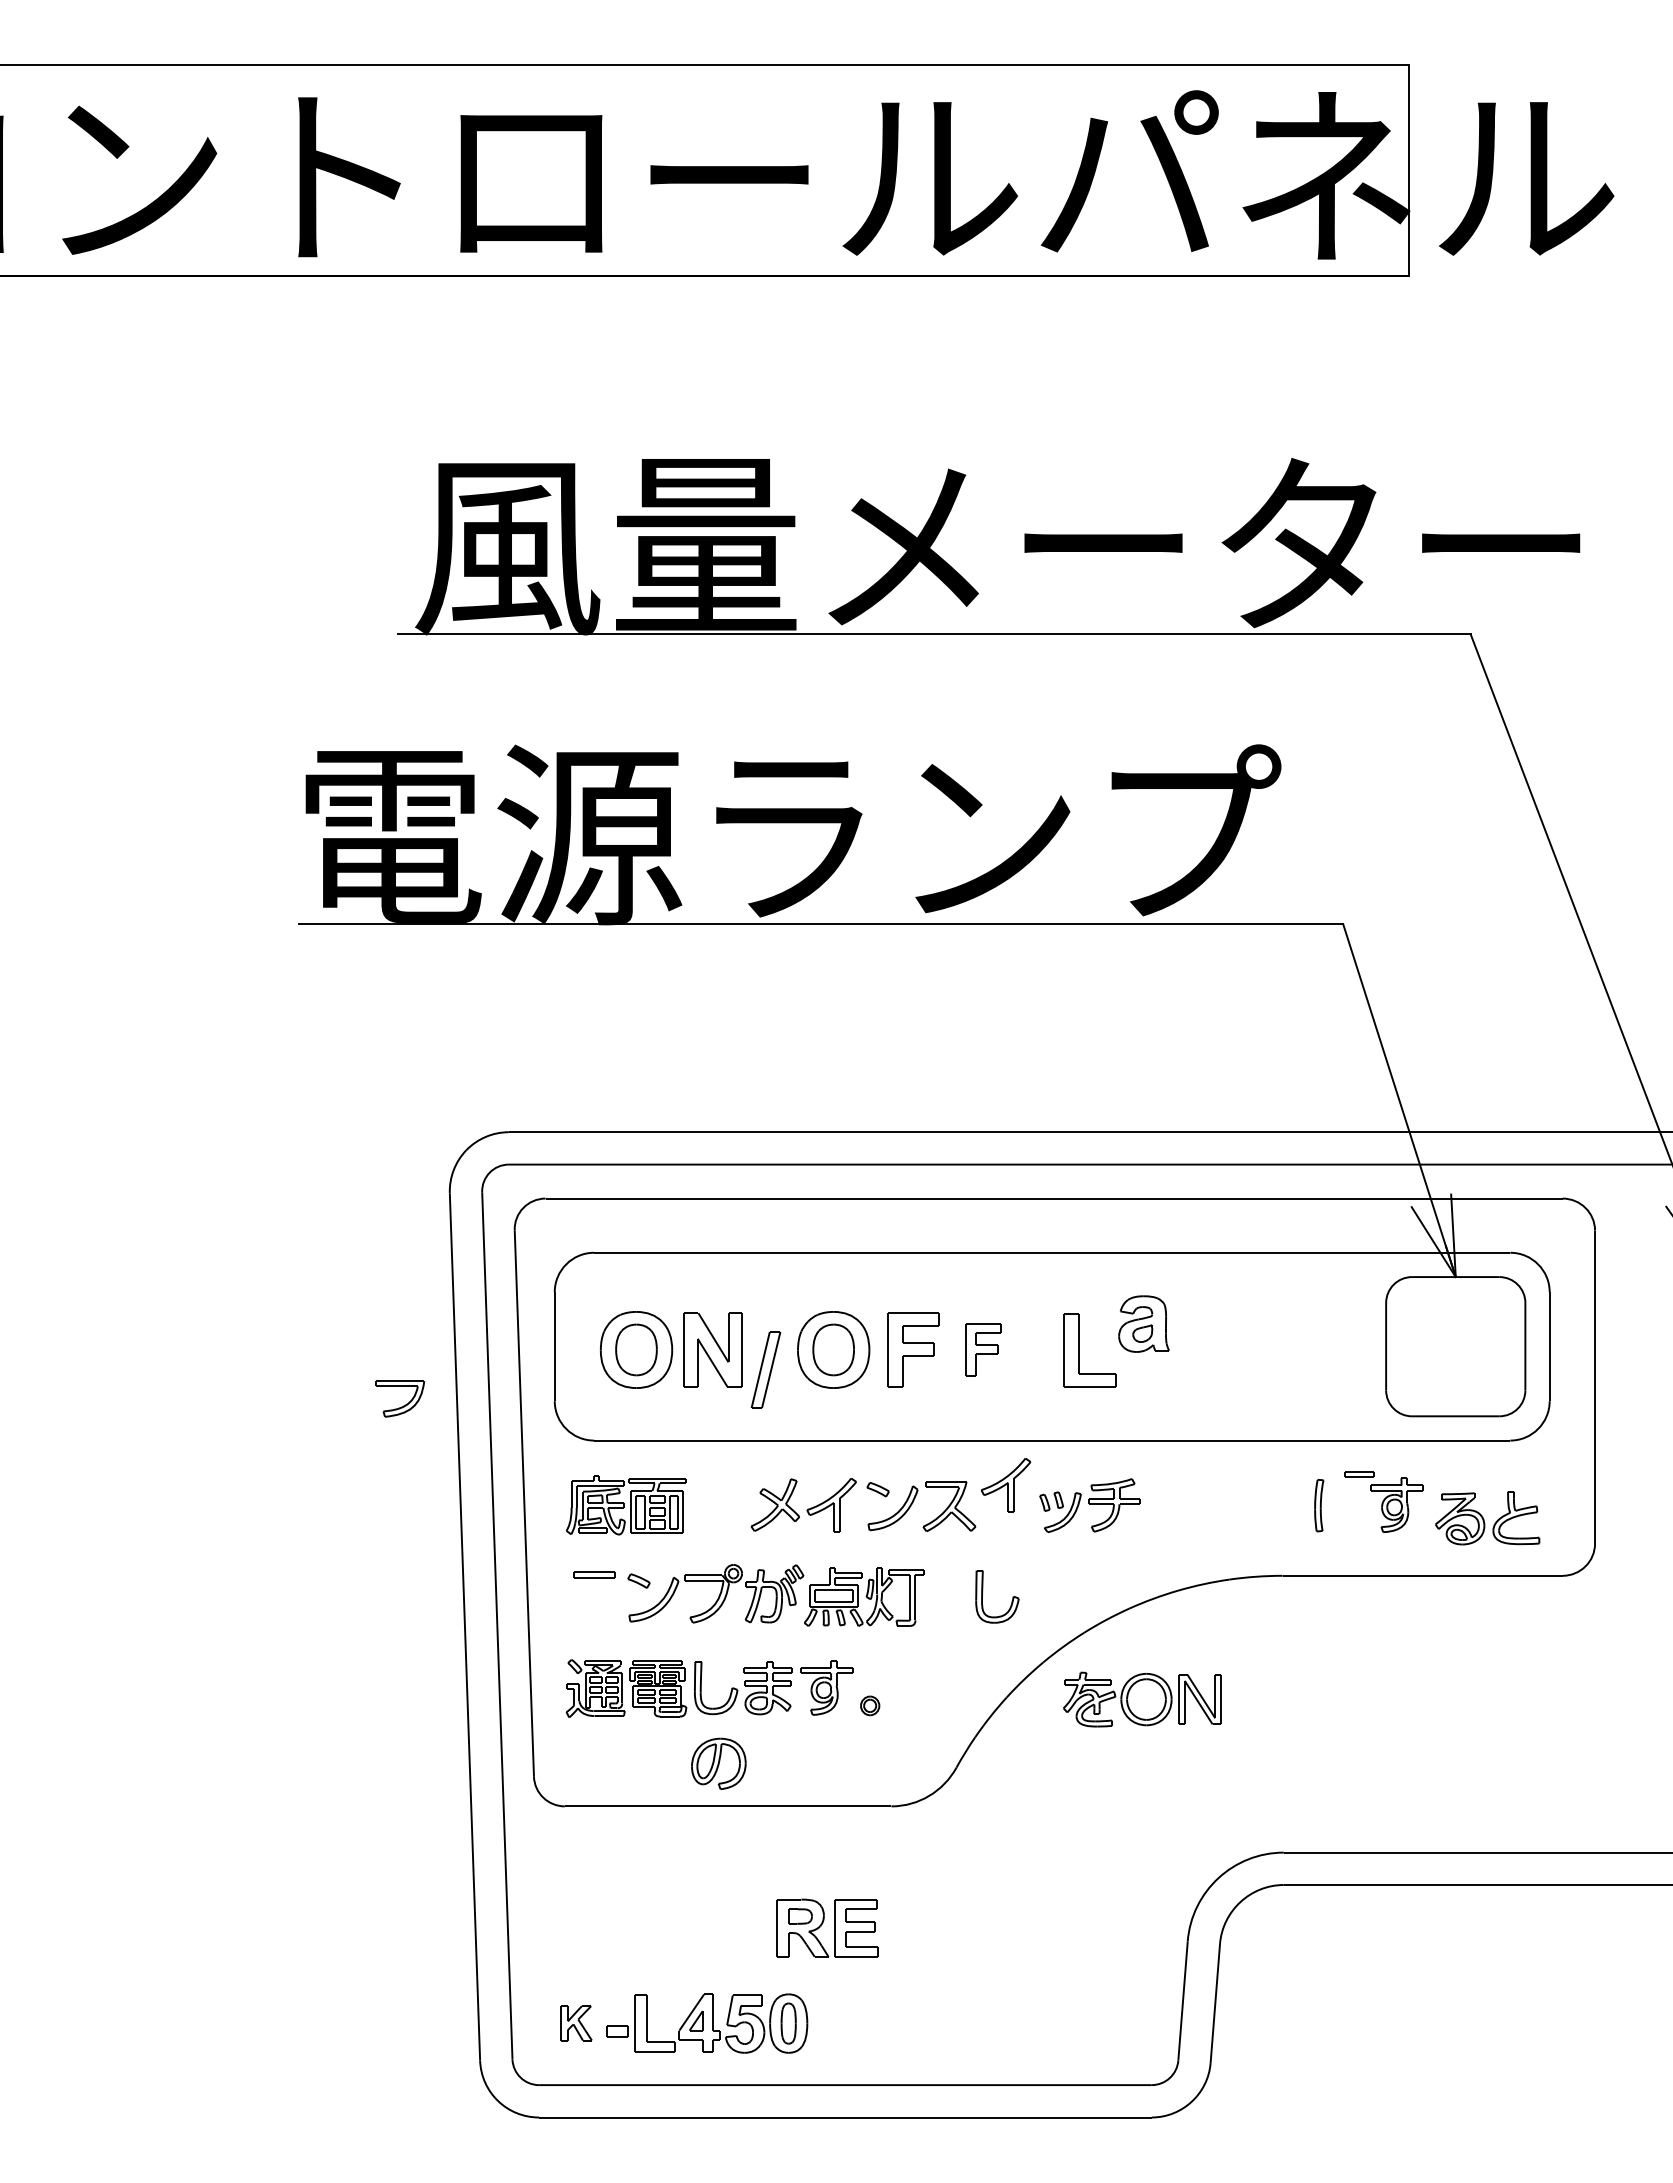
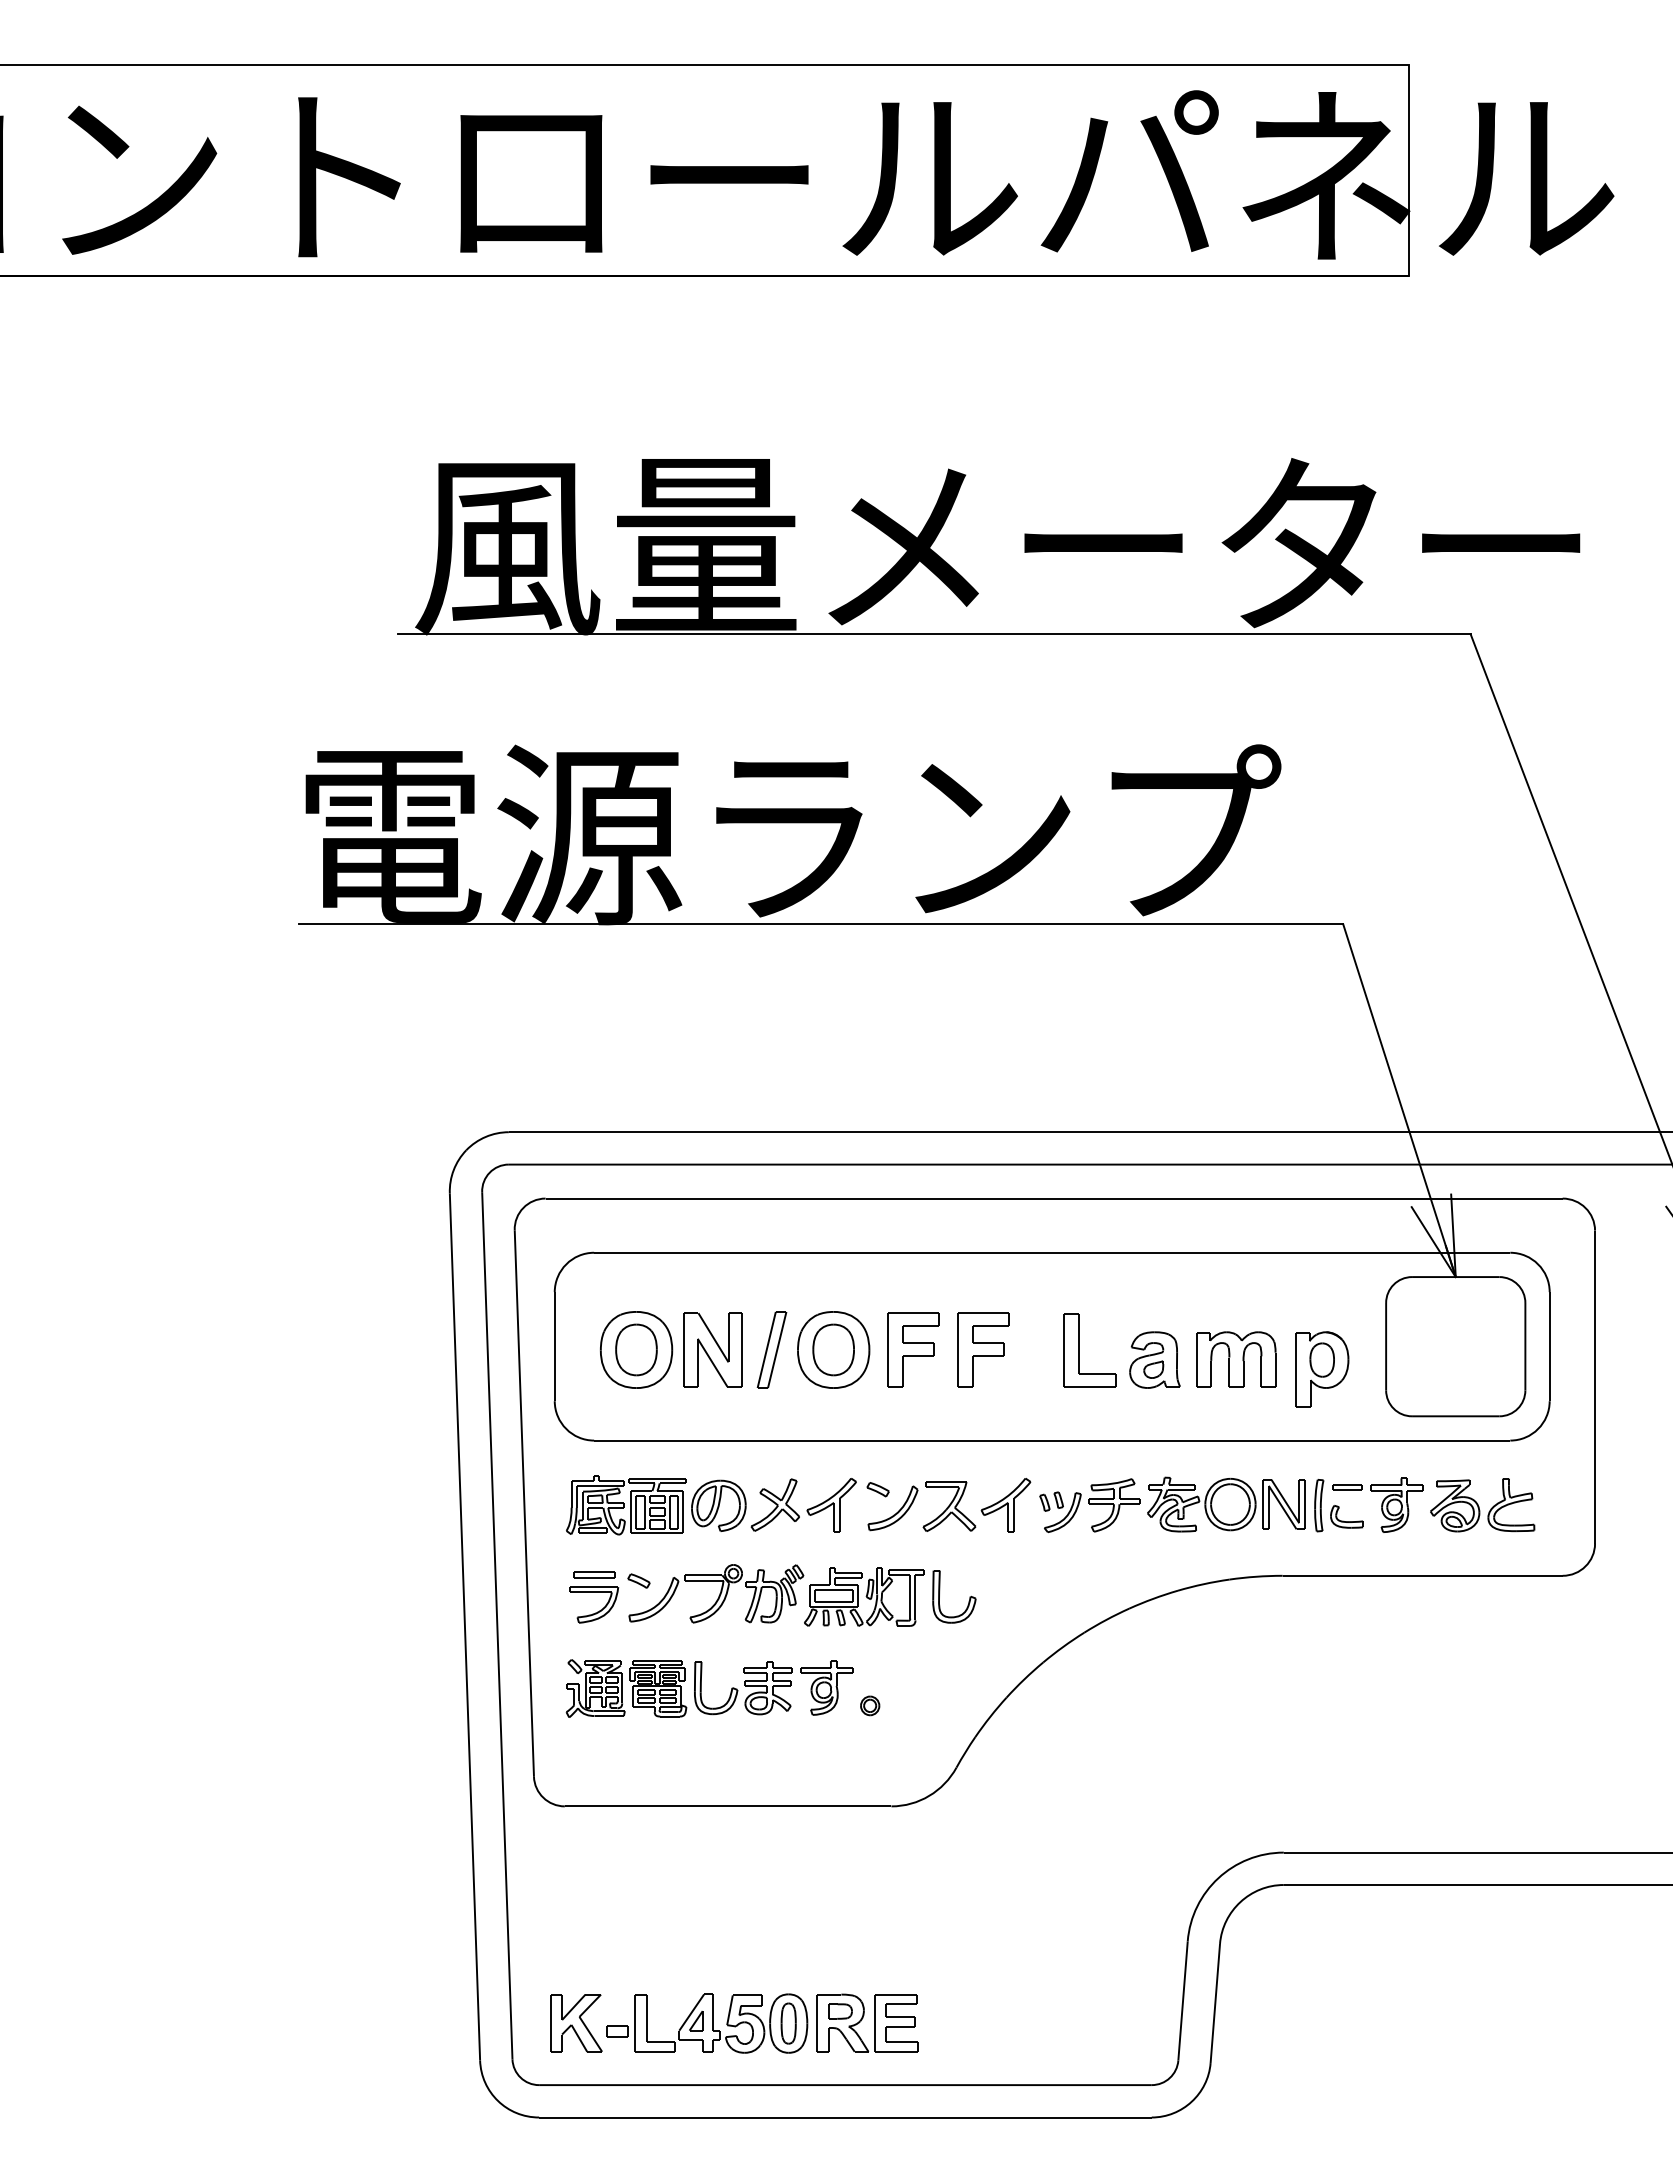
part position: (1143, 1323) -> (1154, 1359) (1154, 1359)
part size: 37x54 px -> 53x76 px (983, 1349)
part: none -> present (1236, 1359)
part position: (765, 1369) -> (771, 1349) (771, 1349)
part: none -> present (1322, 1369)
part position: (403, 1405) -> (597, 1611) (597, 1611)
part position: (1359, 1474) -> (1347, 1487) (1347, 1487)
part position: (1005, 1485) -> (1005, 1505) (1005, 1505)
part: none -> present (1346, 1516)
part position: (1487, 1518) -> (1482, 1505) (1482, 1505)
part position: (983, 1591) -> (940, 1591) (940, 1591)
part position: (1142, 1699) -> (1226, 1504) (1226, 1504)
part position: (718, 1763) -> (718, 1505) (718, 1505)
part position: (827, 1927) -> (867, 2022) (867, 2022)
part size: 33x37 px -> 53x59 px (576, 2023)
